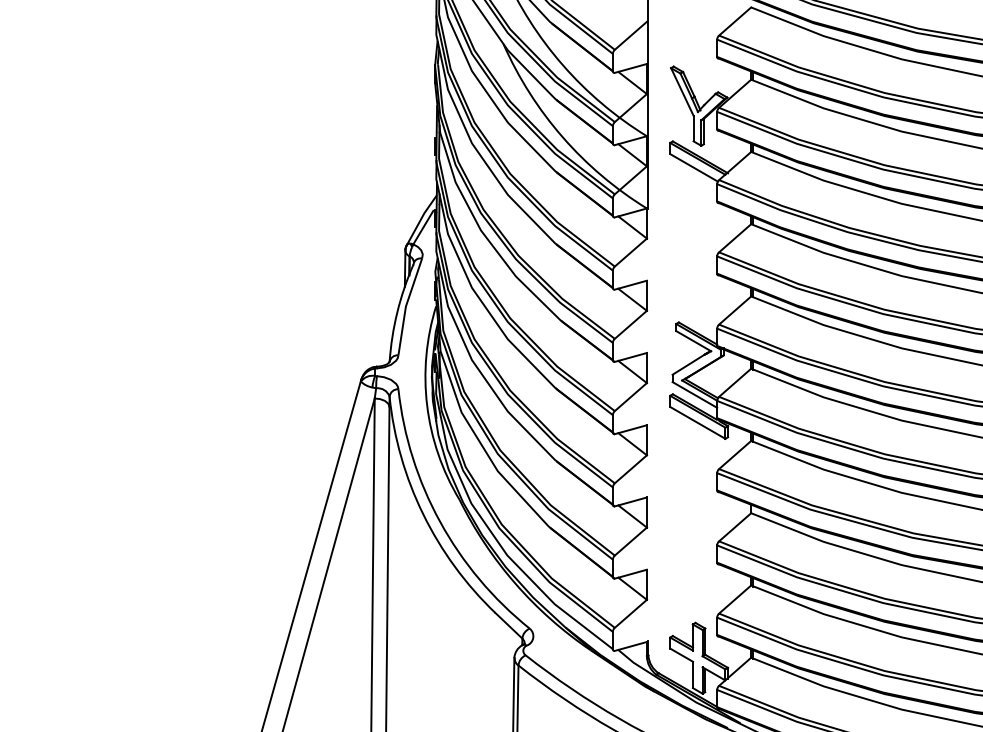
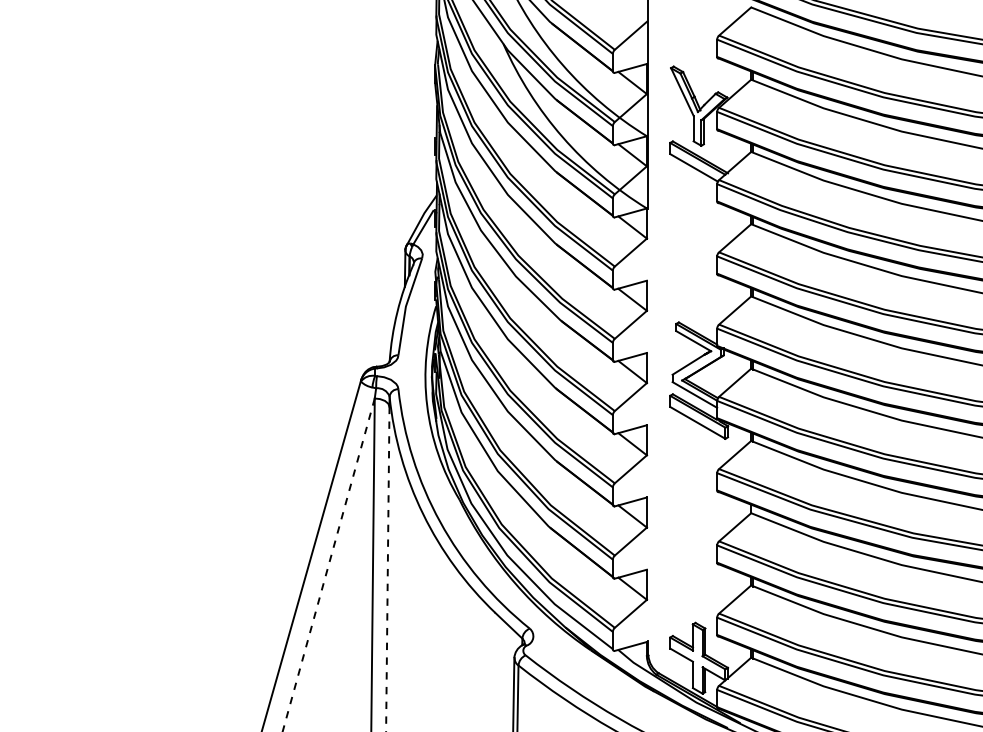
line: solid -> dashed (328, 565)
line: solid -> dashed (387, 569)
